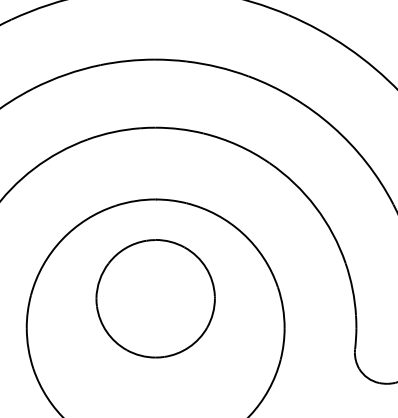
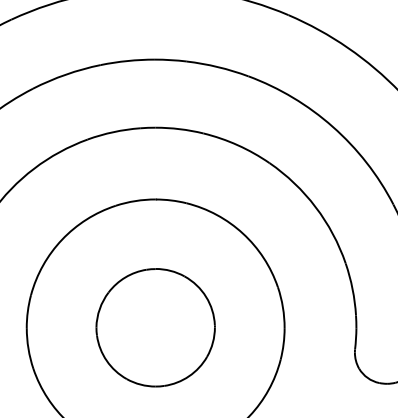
part position: (155, 298) -> (155, 327) (155, 327)
